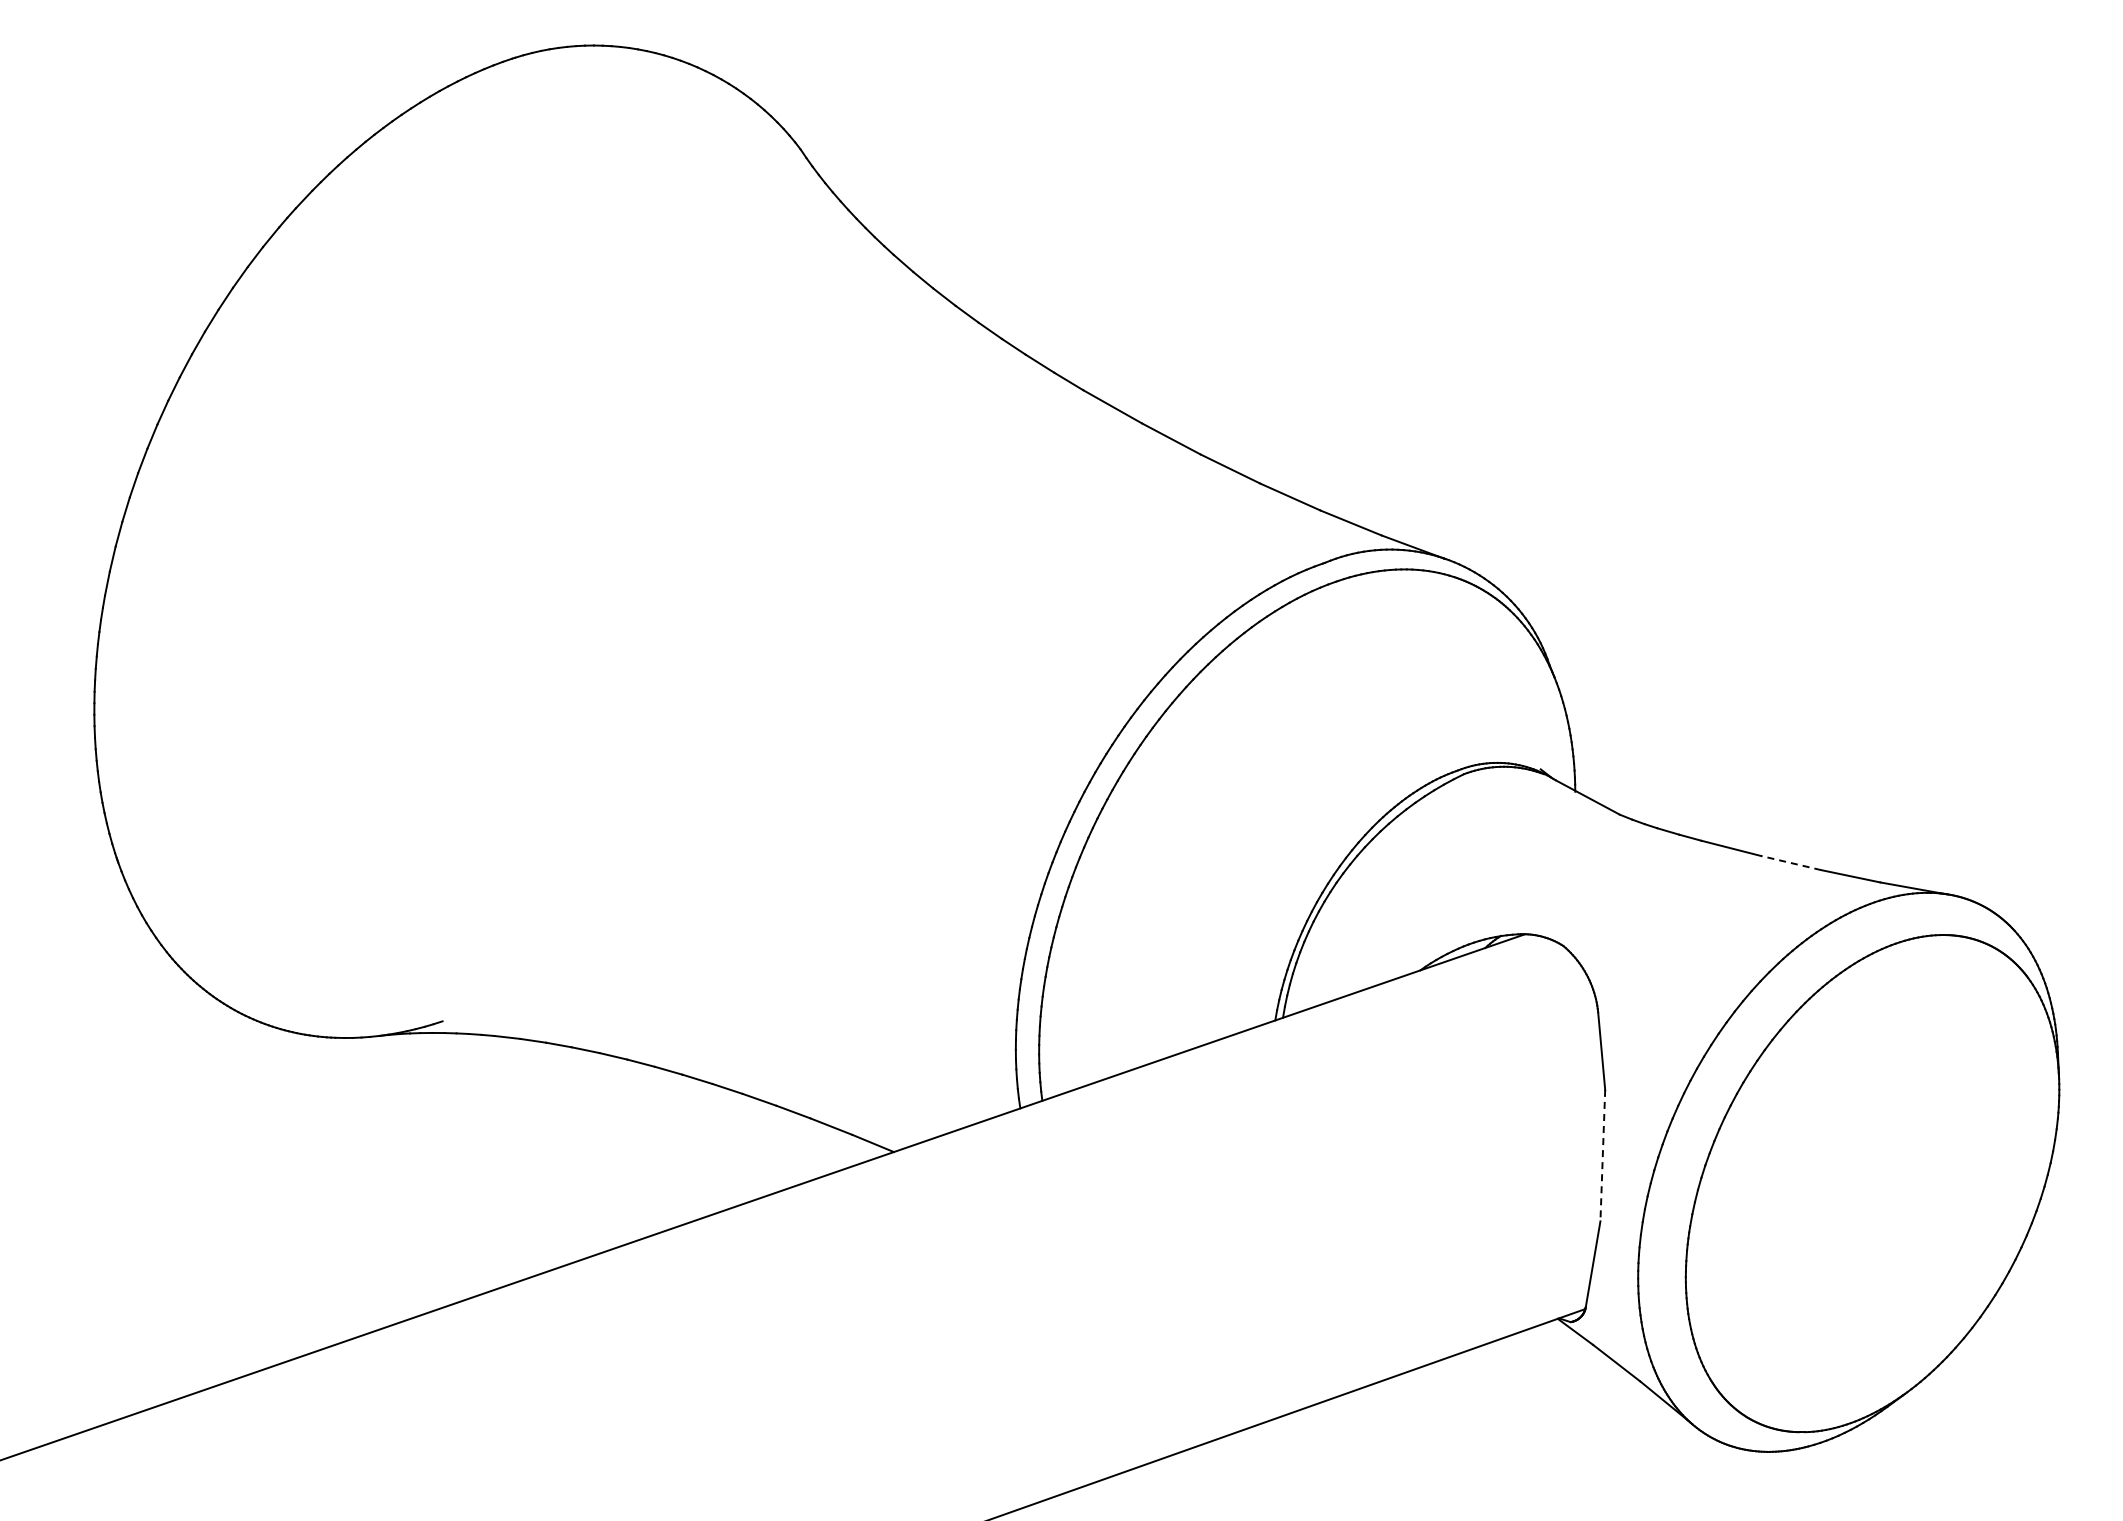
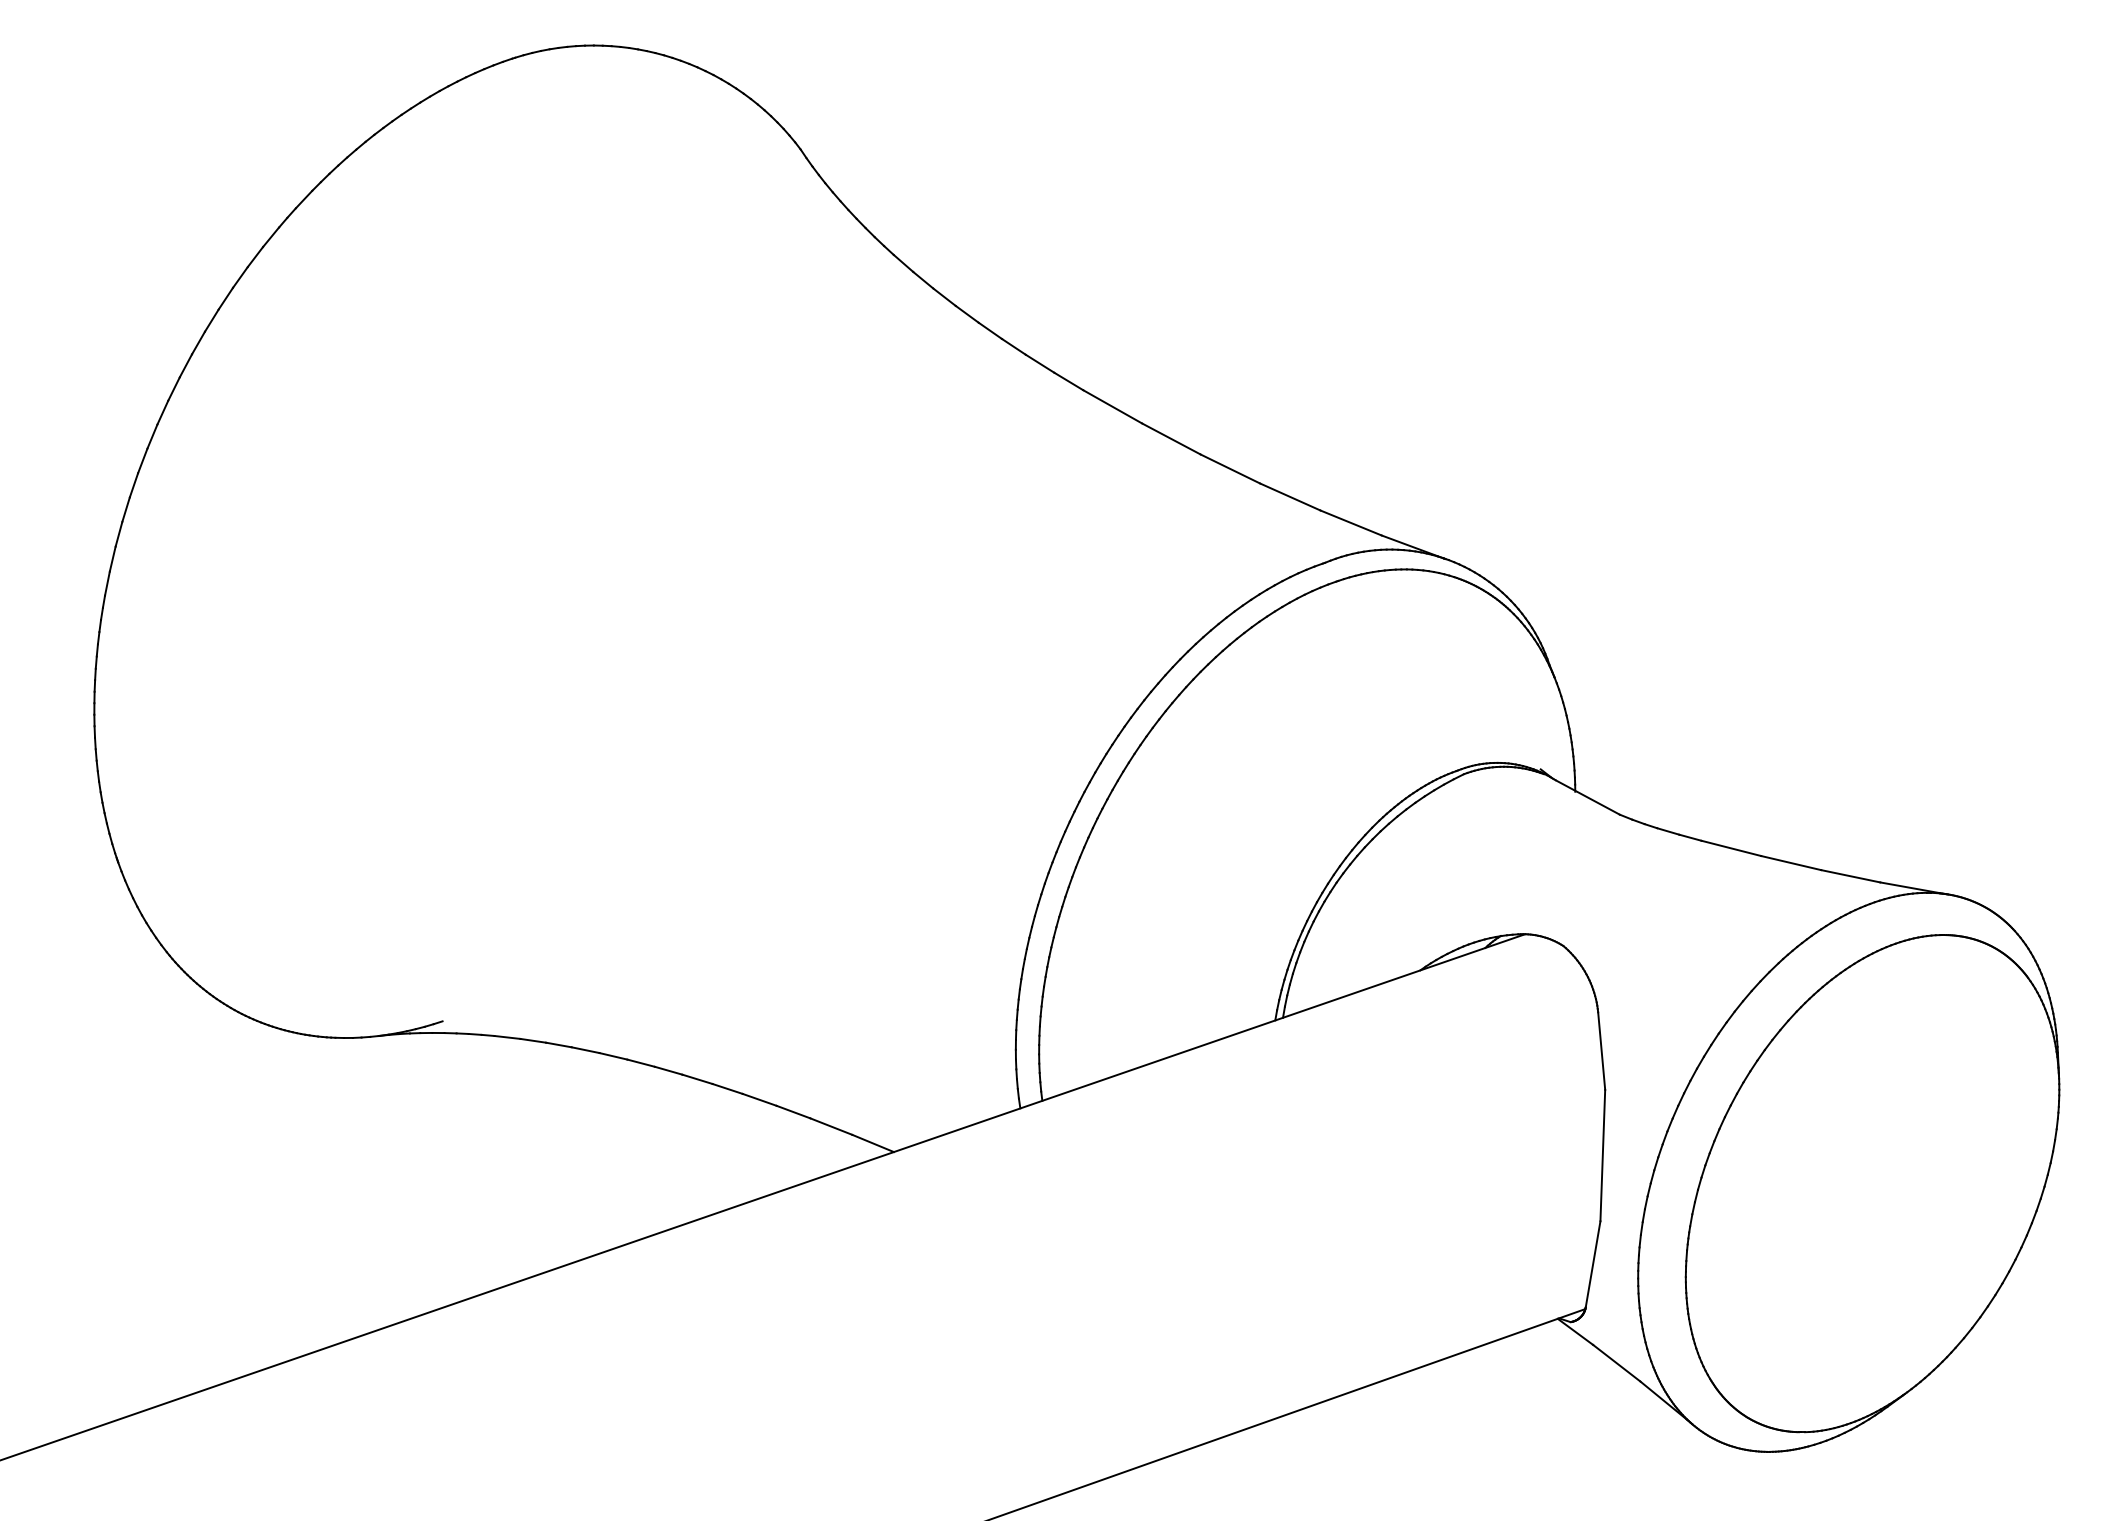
line: dashed -> solid (1791, 863)
line: dashed -> solid (1602, 1155)
